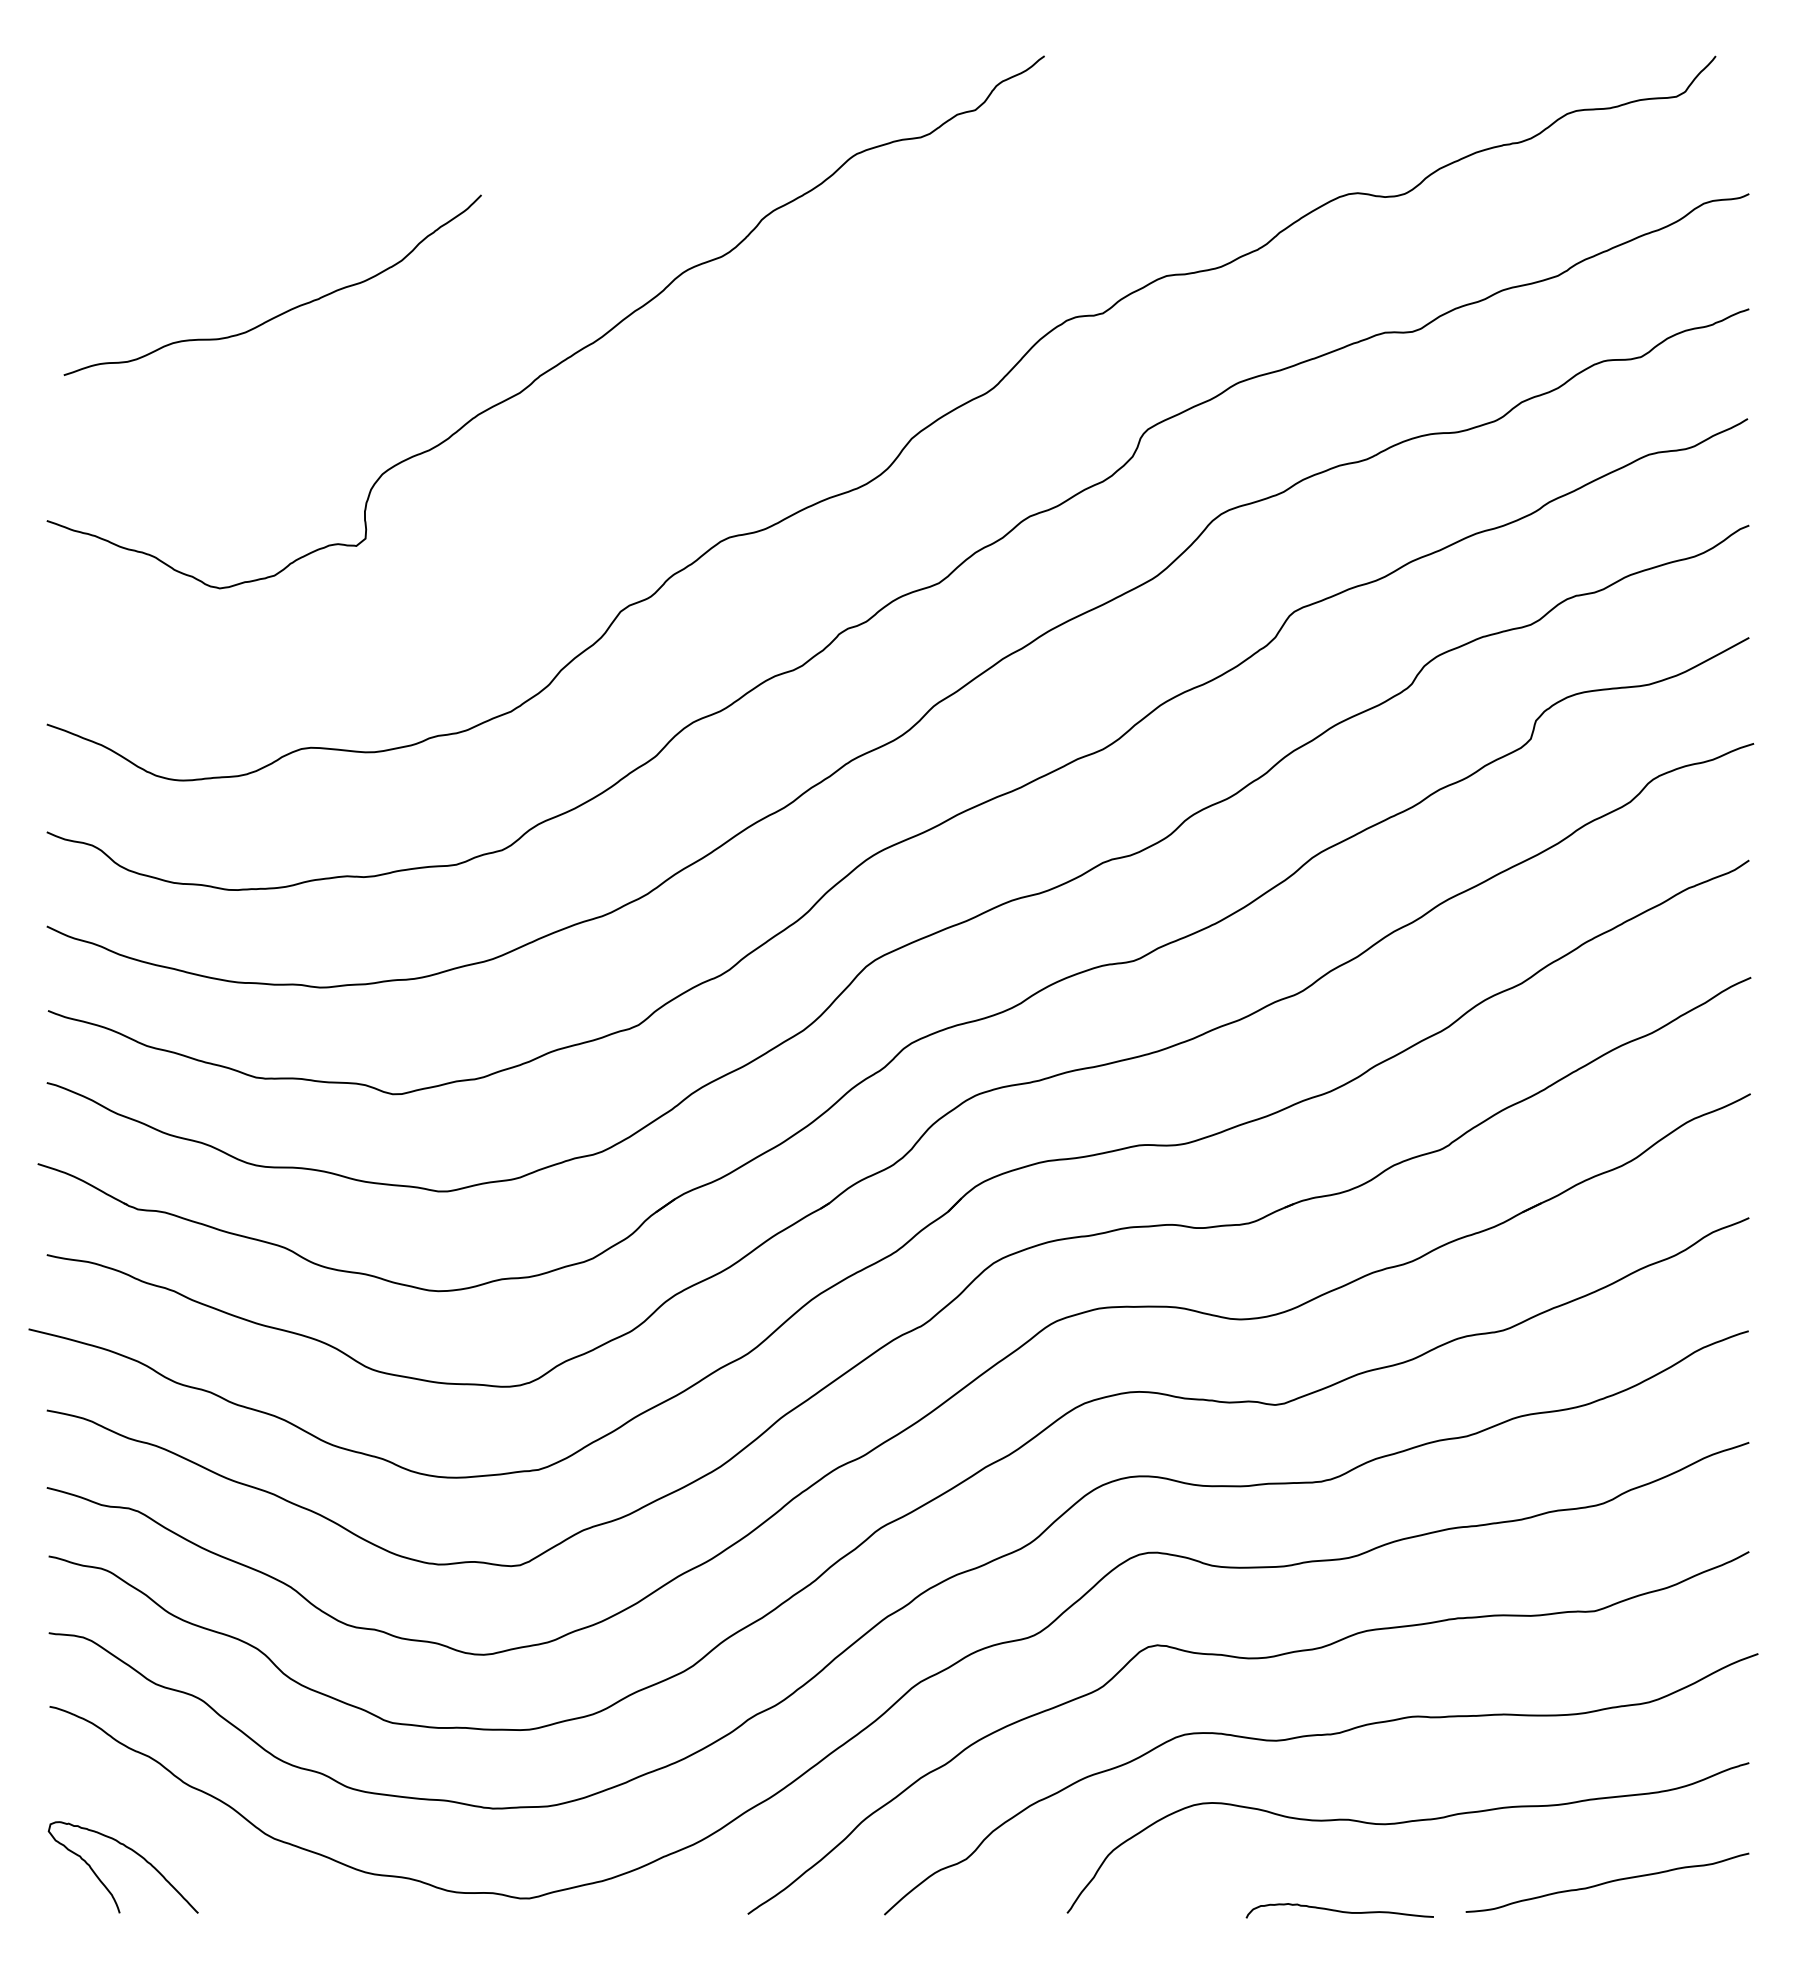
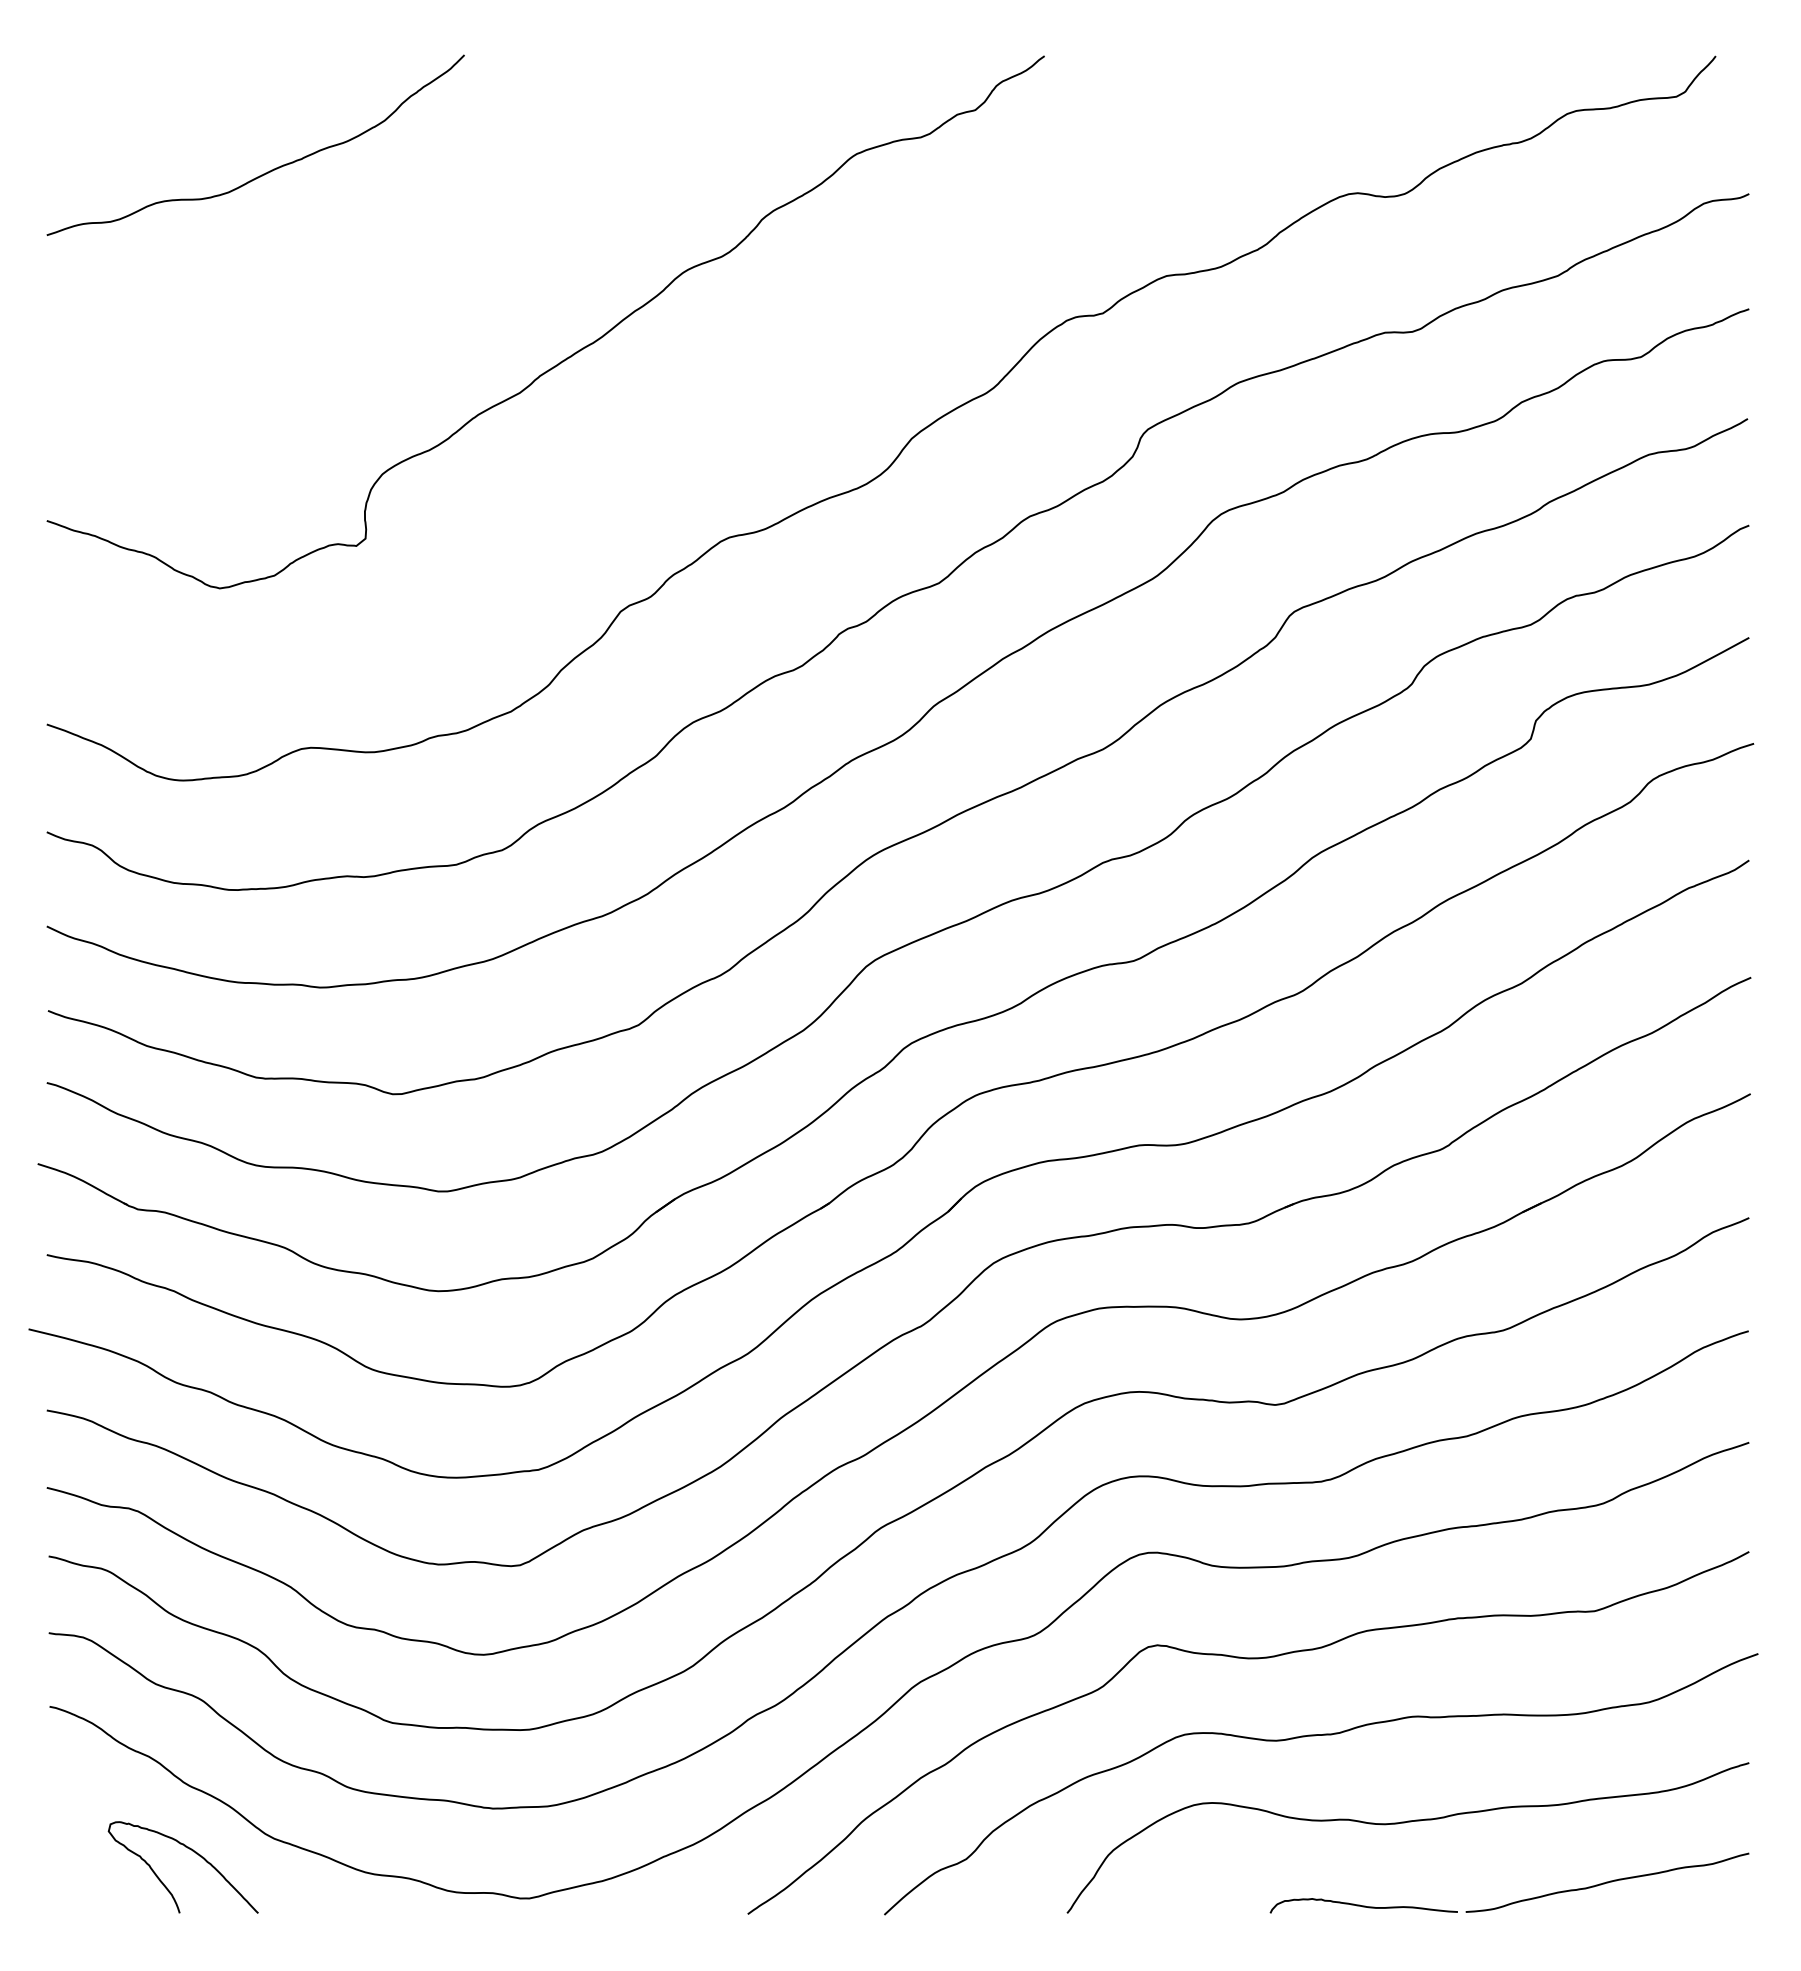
curve position: (286, 310) -> (269, 170) (269, 170)
curve position: (132, 1851) -> (192, 1851) (192, 1851)
curve position: (1339, 1910) -> (1363, 1905) (1363, 1905)
